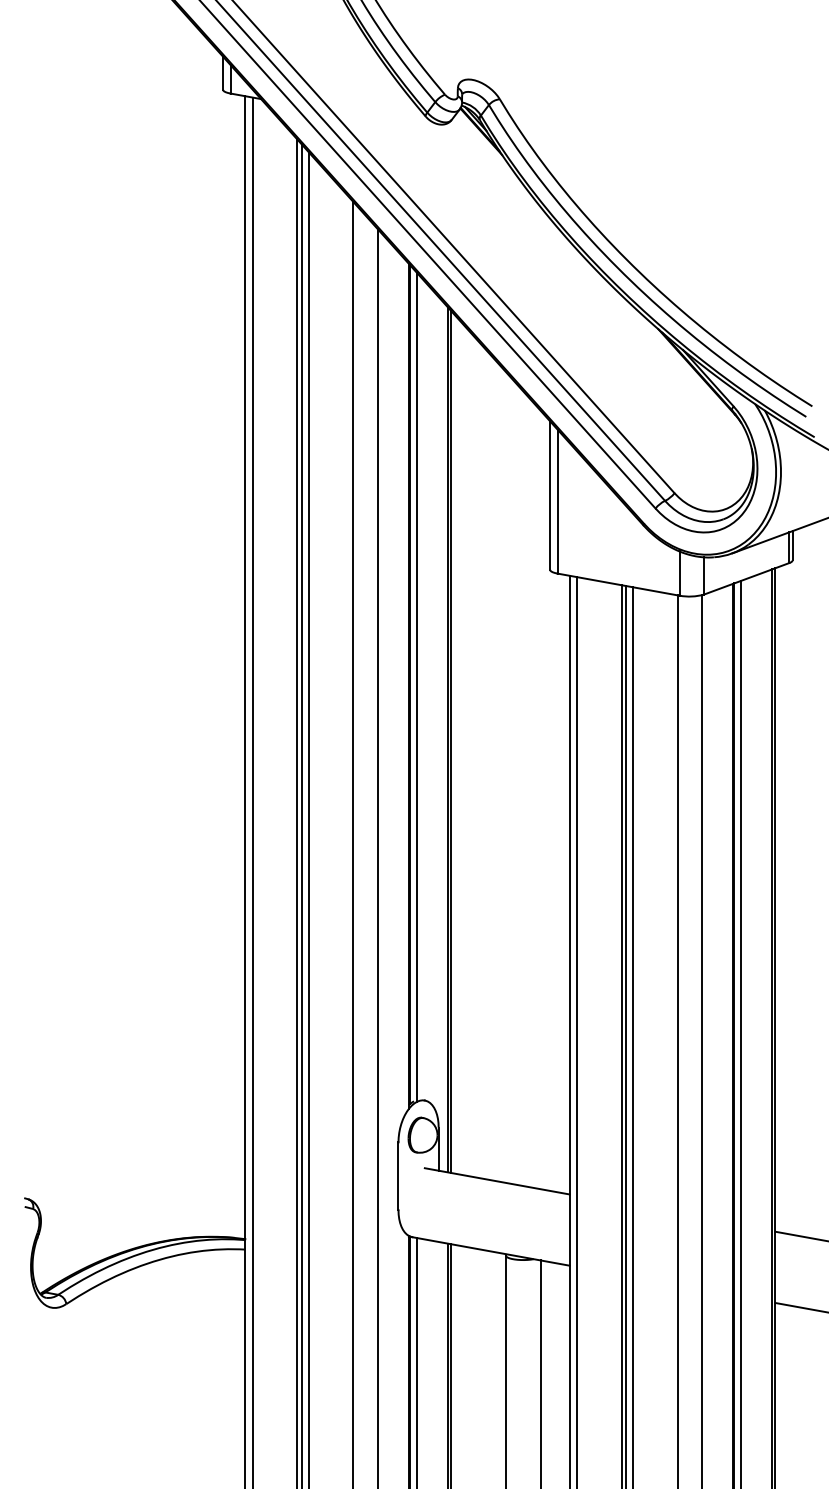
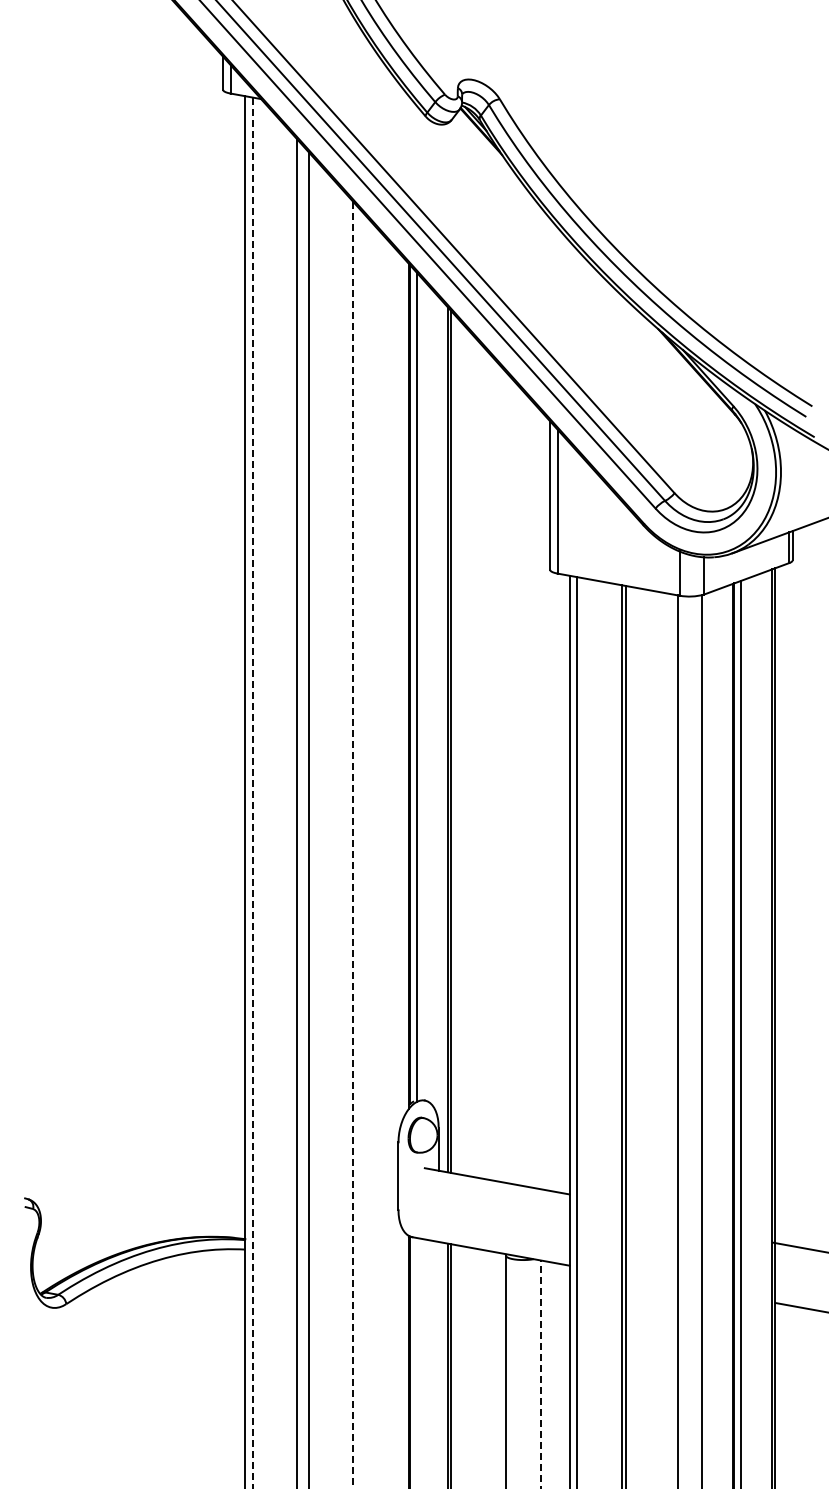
line: solid -> dashed (252, 793)
line: present -> none (301, 814)
line: solid -> dashed (353, 845)
line: present -> none (377, 857)
line: present -> none (633, 1036)
line position: (800, 1235) -> (799, 1247) (799, 1247)
line: present -> none (416, 1361)
line: solid -> dashed (540, 1374)
